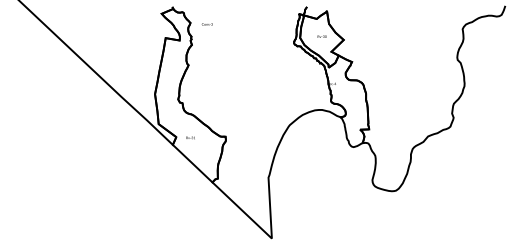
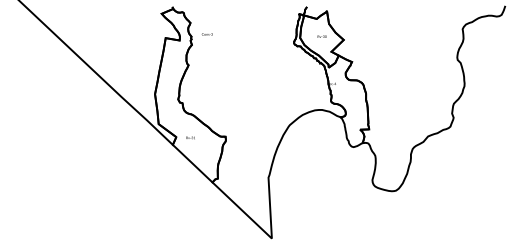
text position: (206, 24) -> (206, 34) (206, 34)
